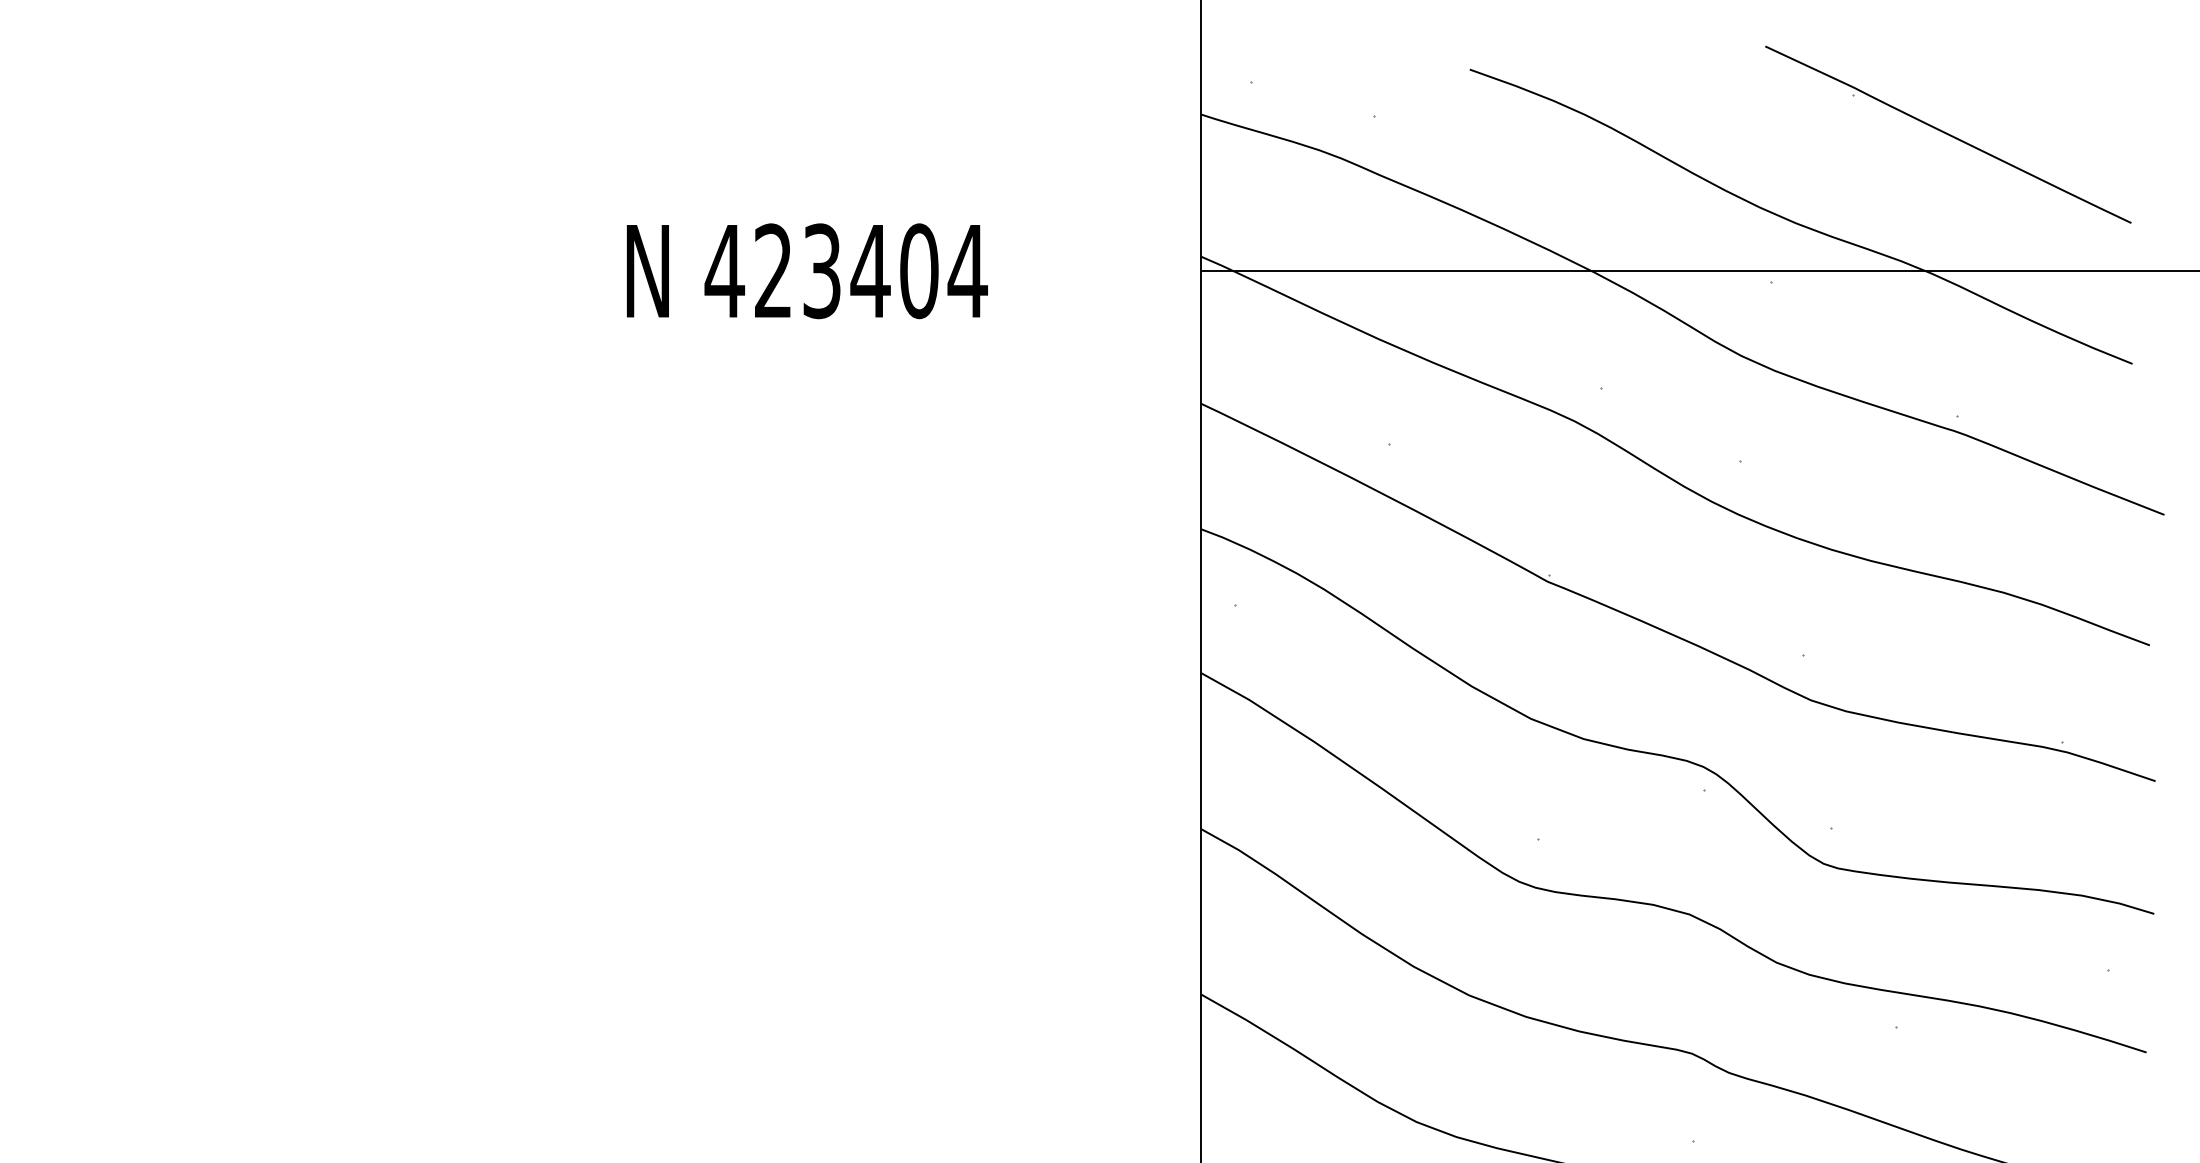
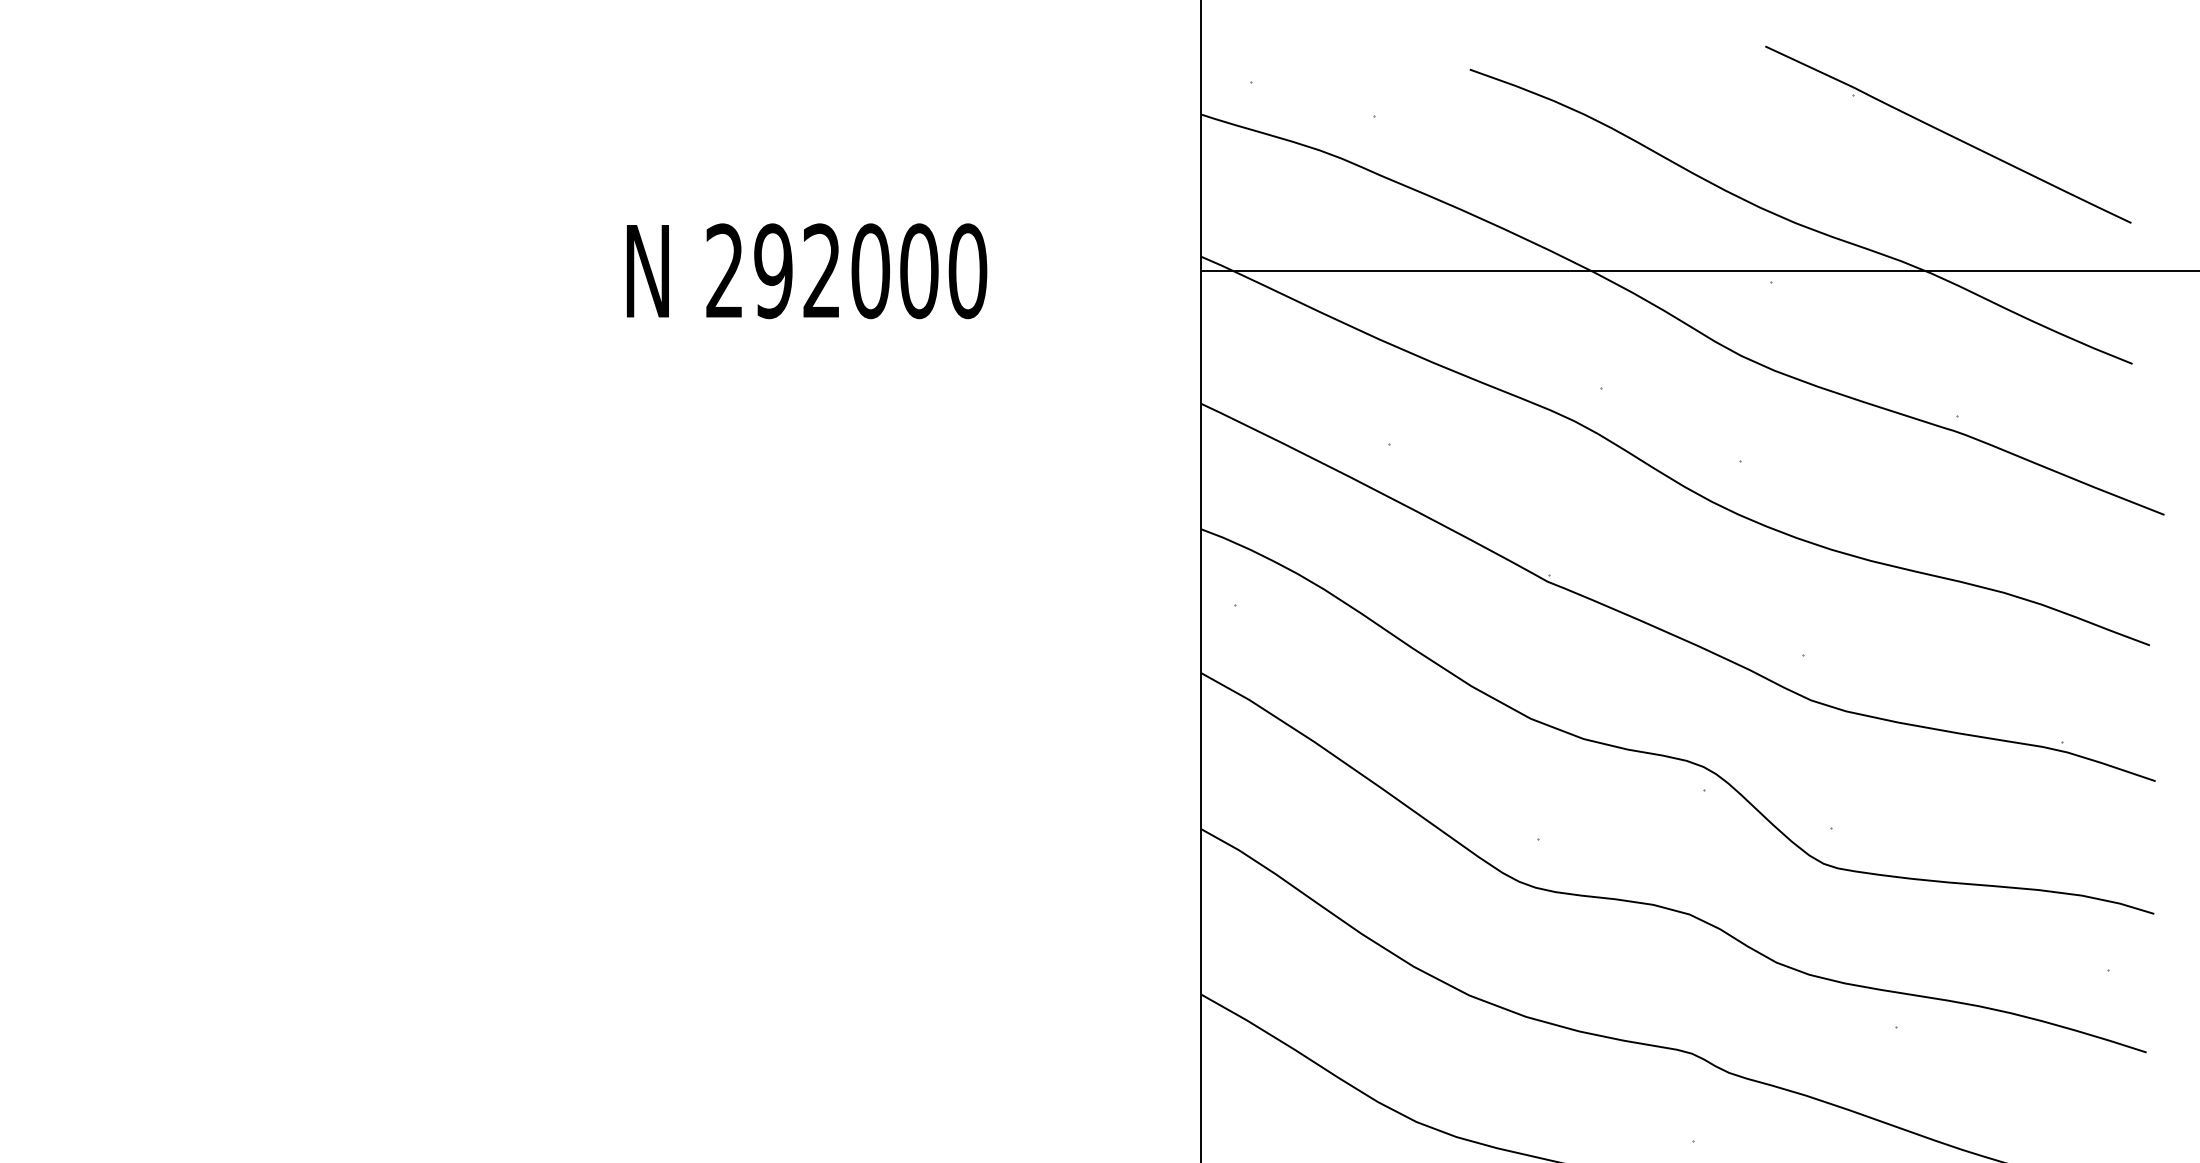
text: 423404 -> 292000 (845, 271)
